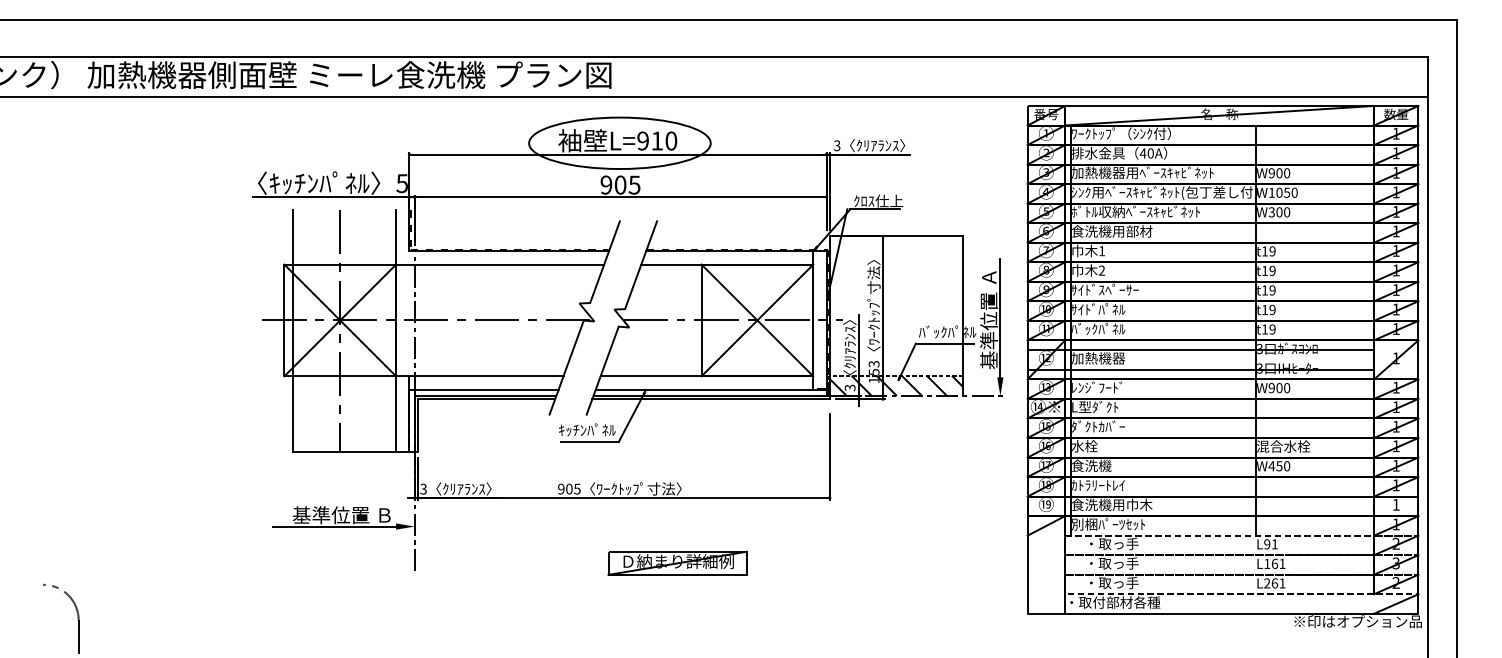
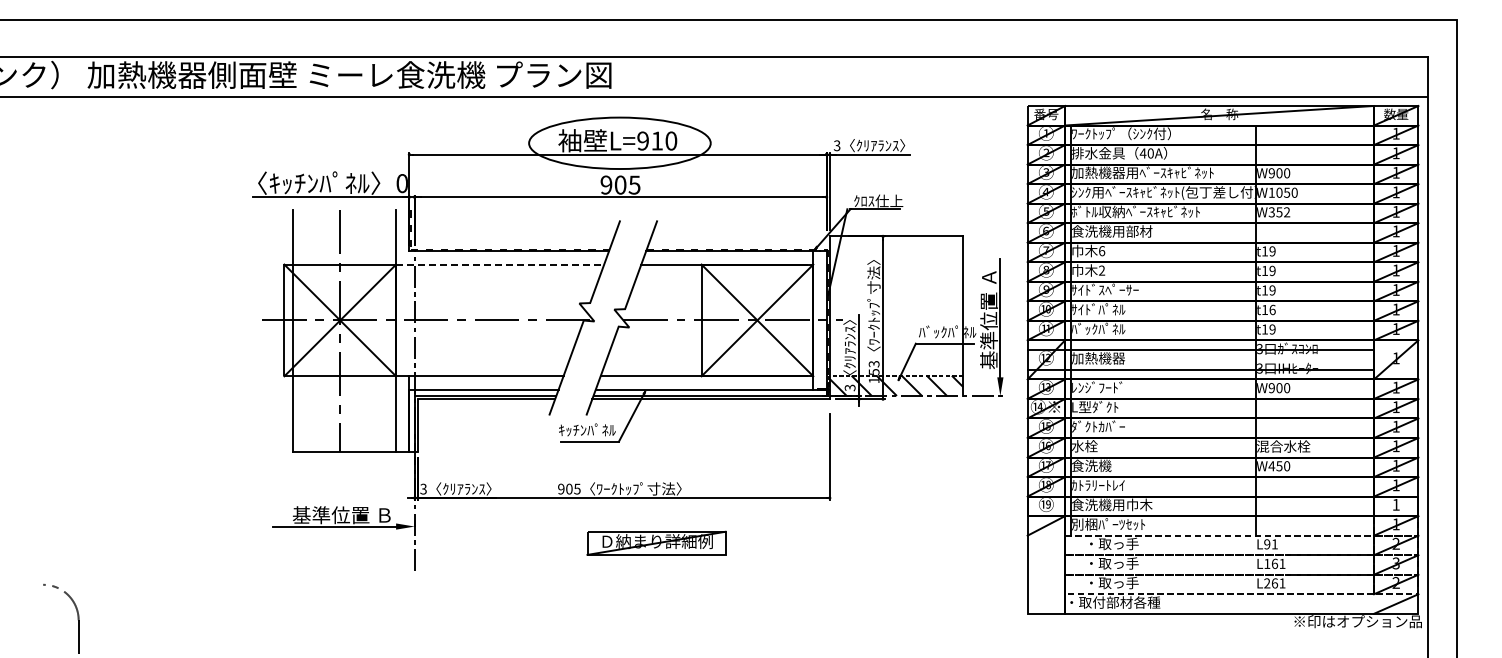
text: 5 -> 0 (401, 183)
text: W300 -> W352 (1283, 212)
text: 1 -> 6 (1102, 251)
line: solid -> dashed (500, 264)
text: t19 -> t16 (1272, 309)
part position: (677, 562) -> (656, 542) (656, 542)
